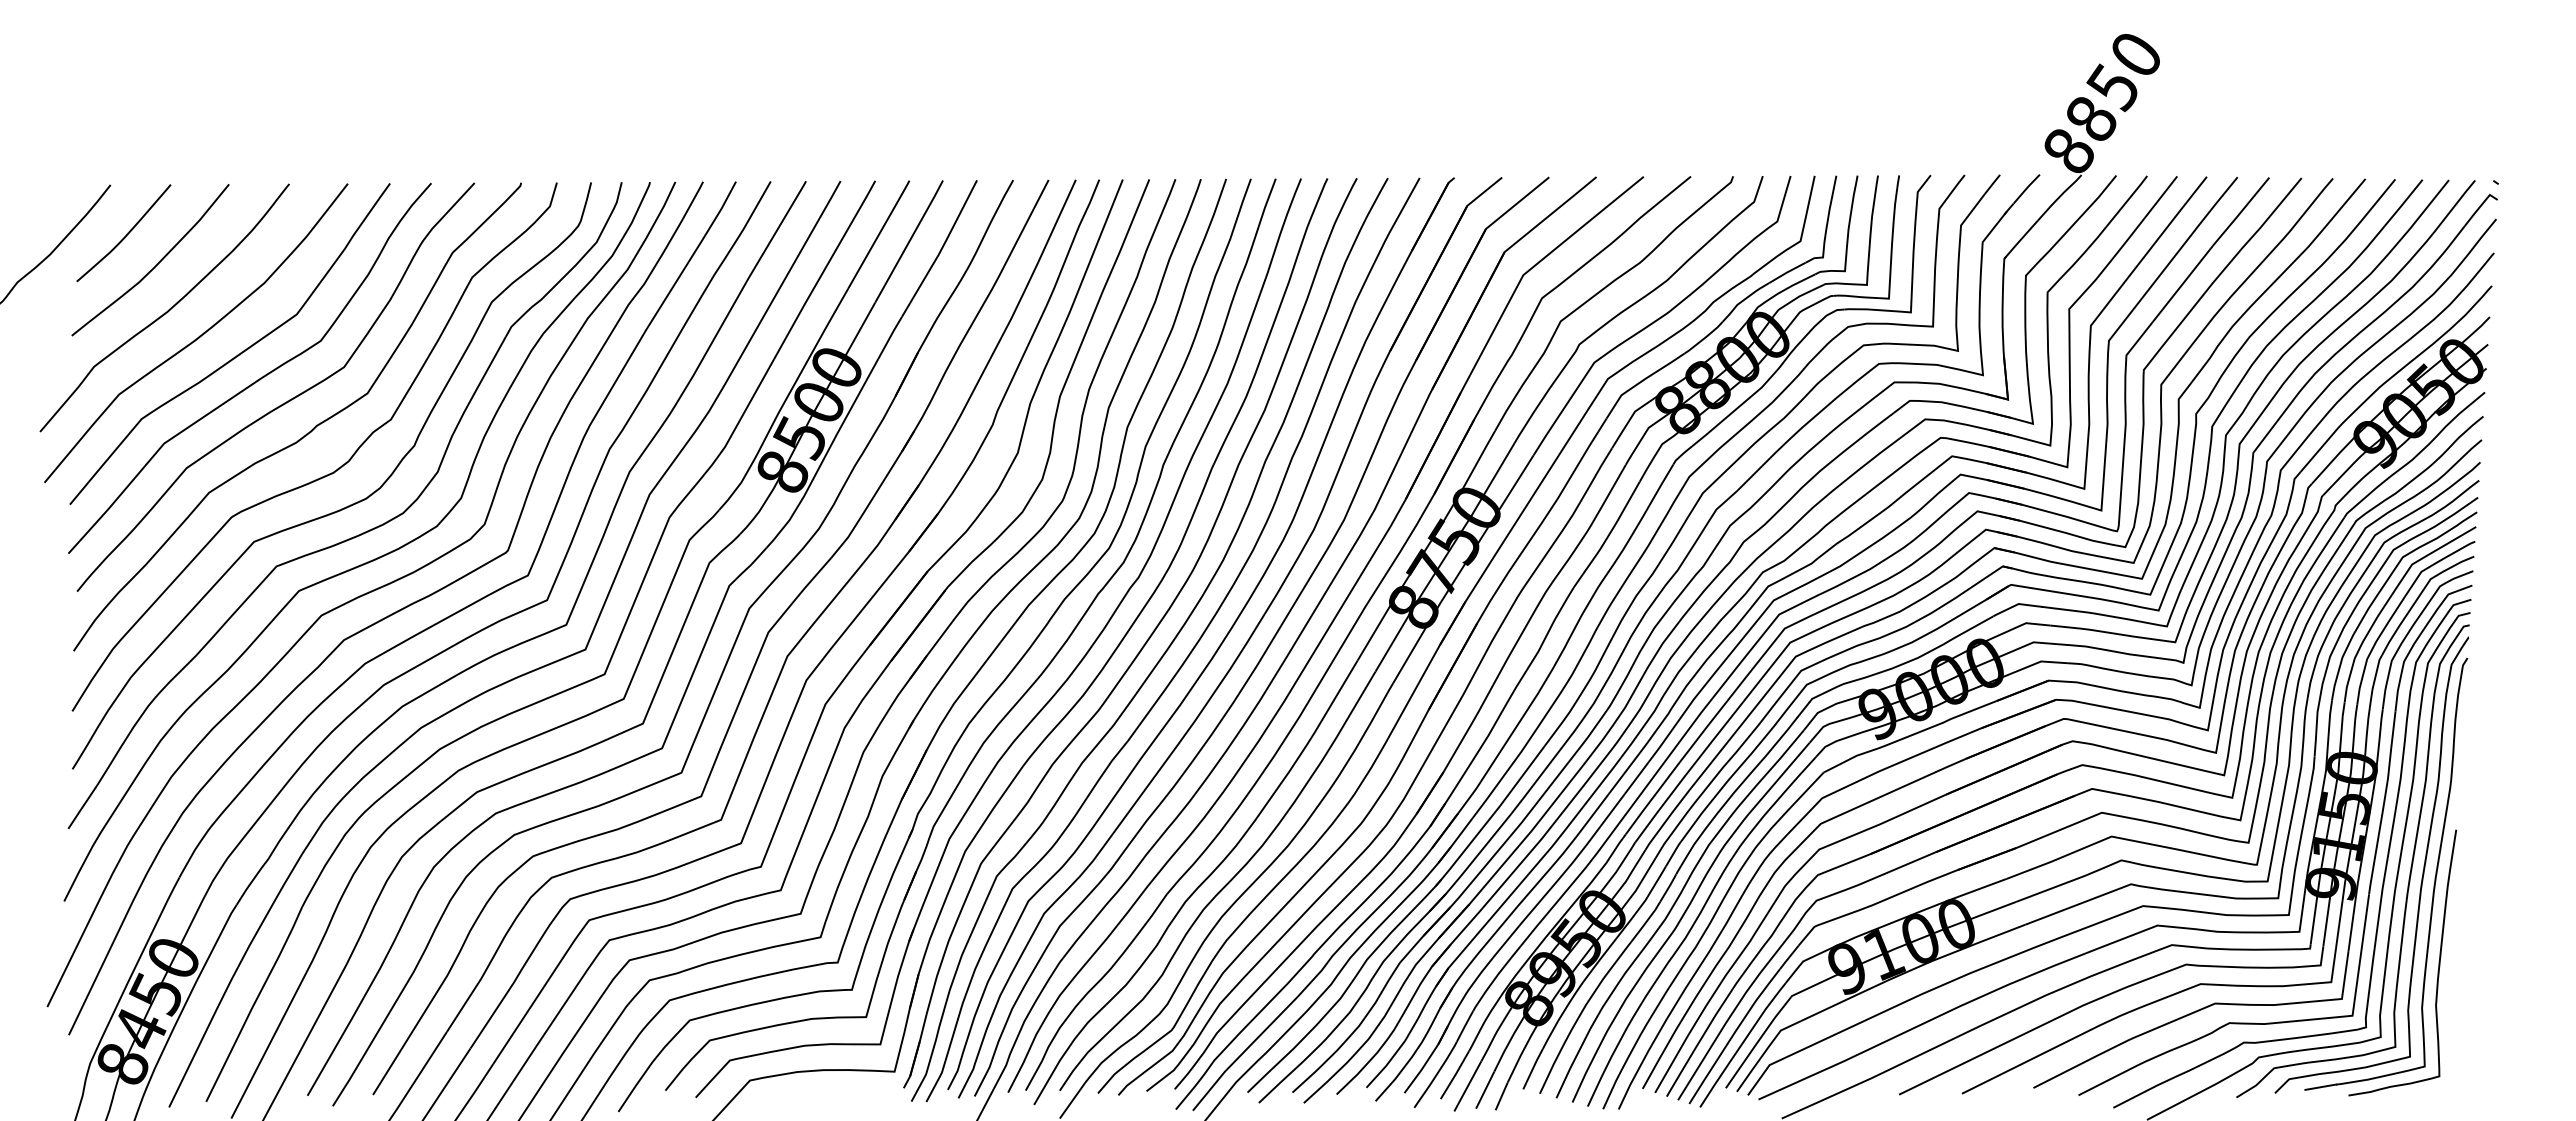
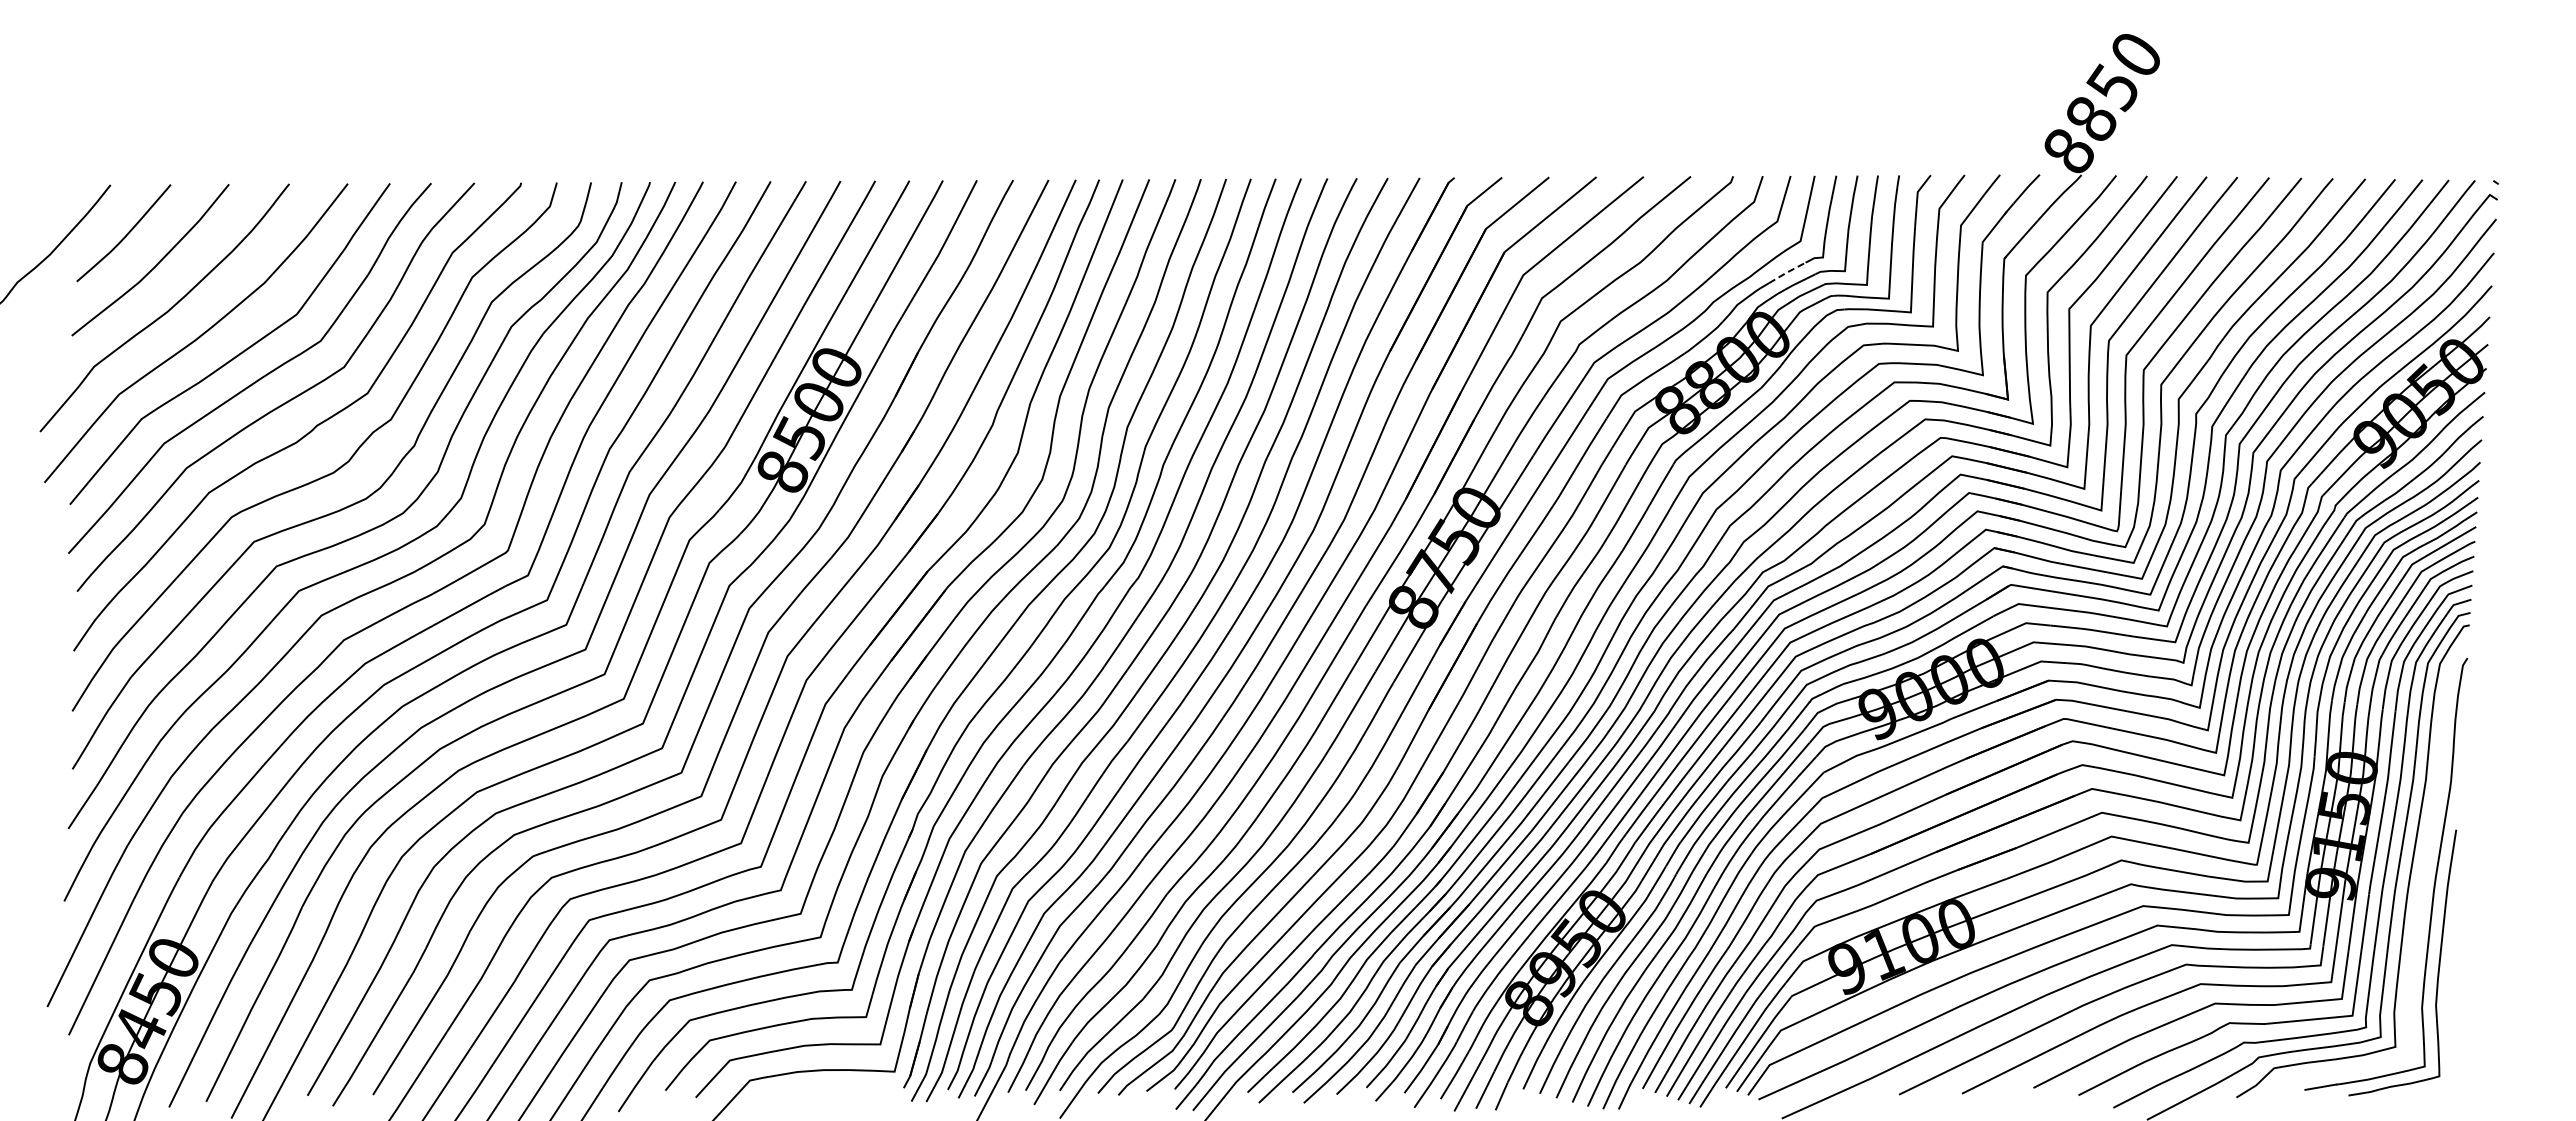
line: solid -> dashed (1786, 272)
curve: present -> none (2422, 871)
